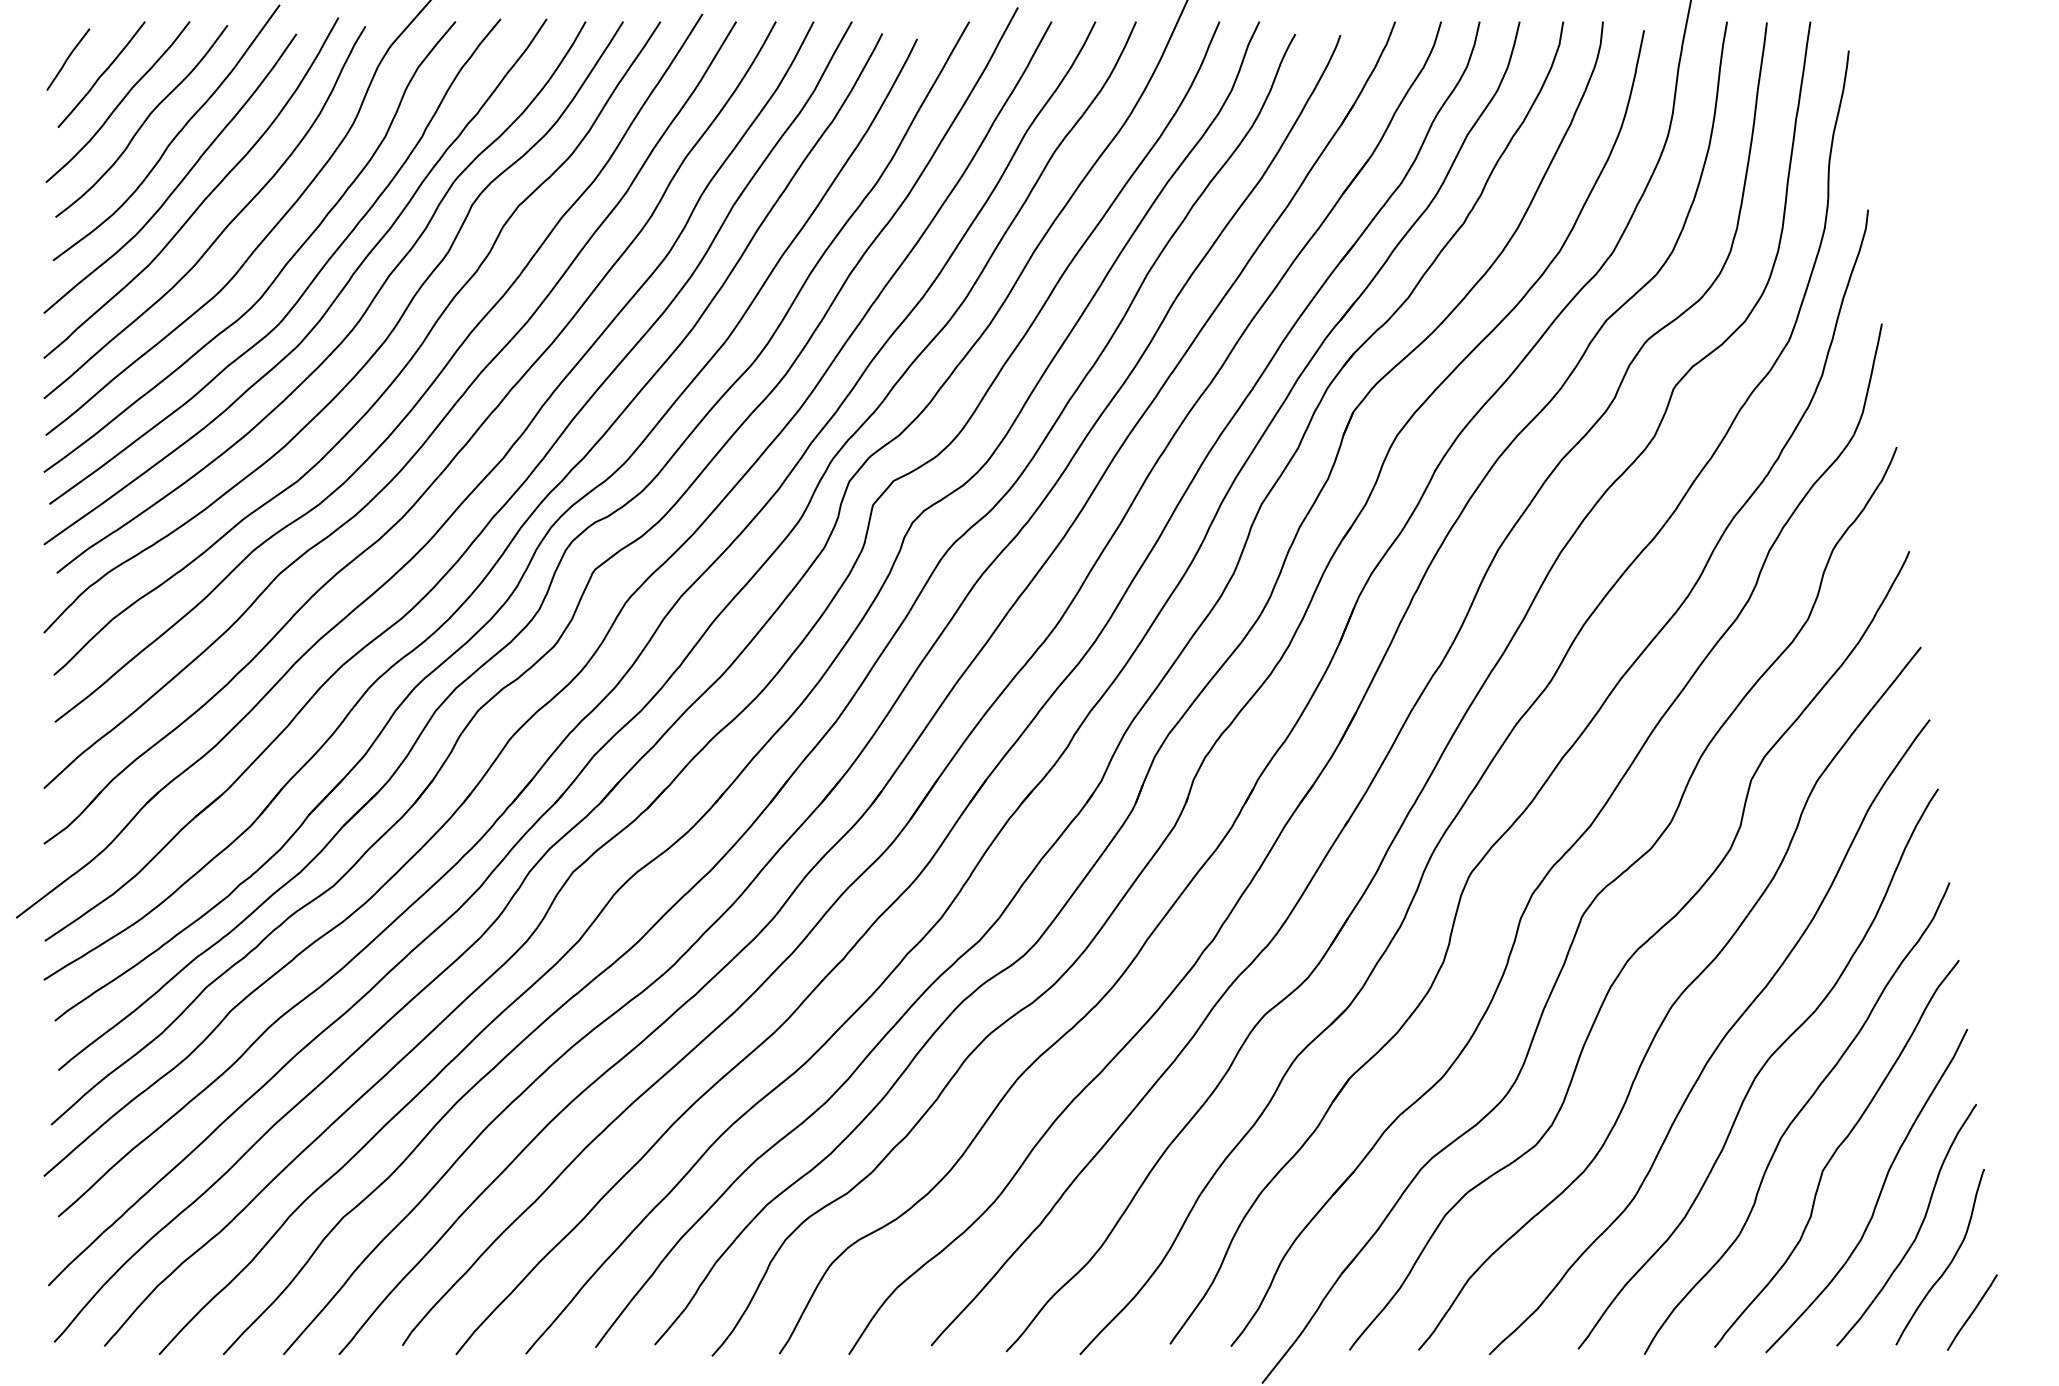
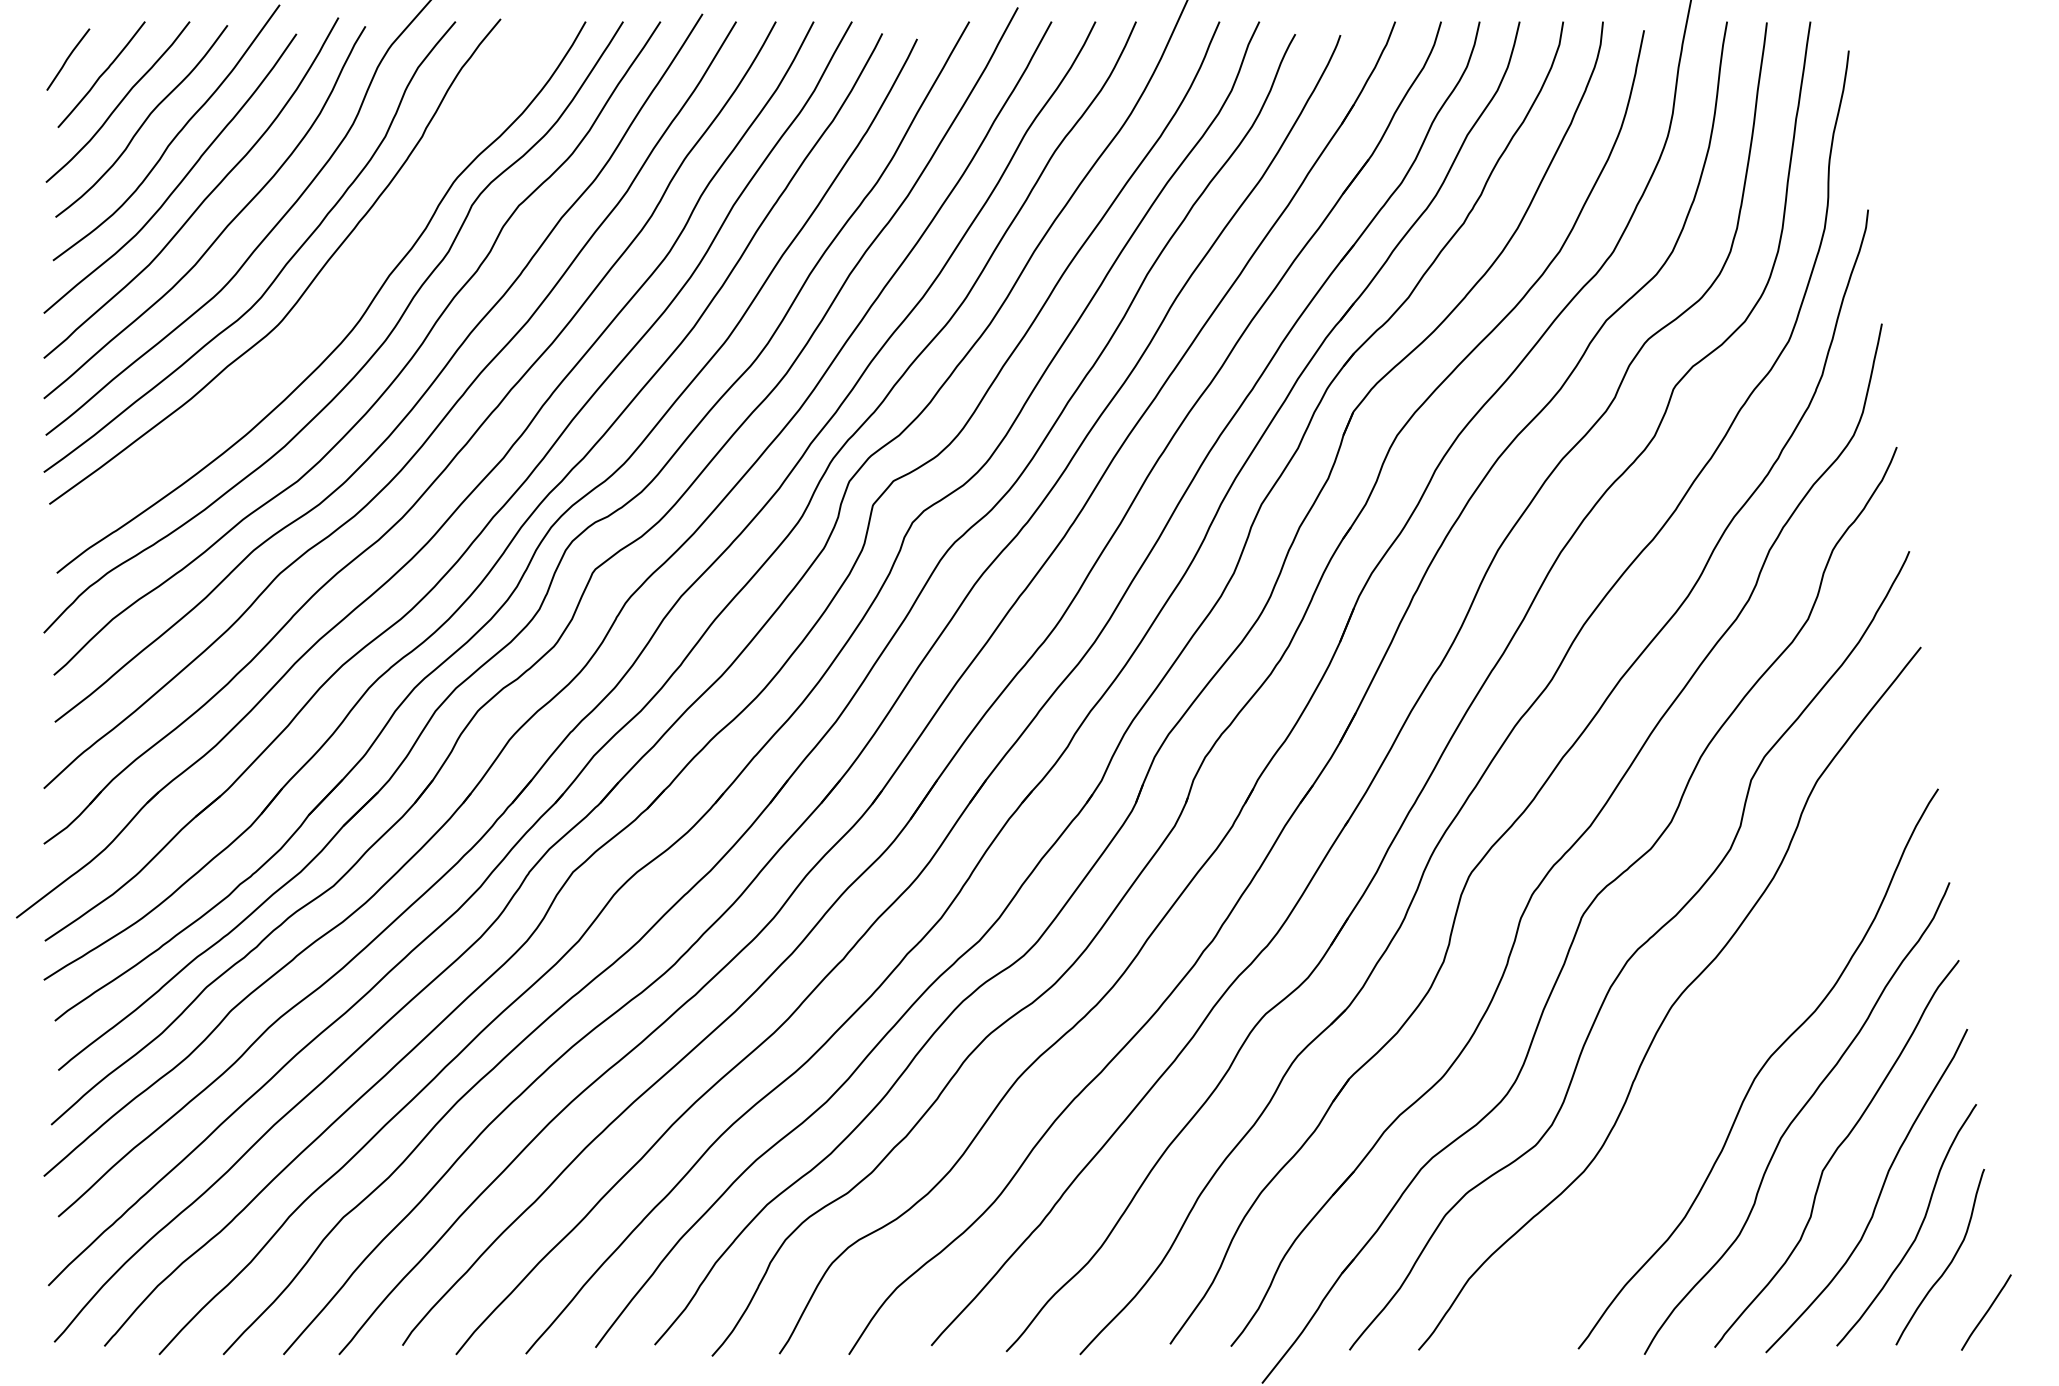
curve: present -> none (329, 305)
curve: present -> none (1718, 1043)
line position: (1972, 1312) -> (1986, 1312) (1986, 1312)
